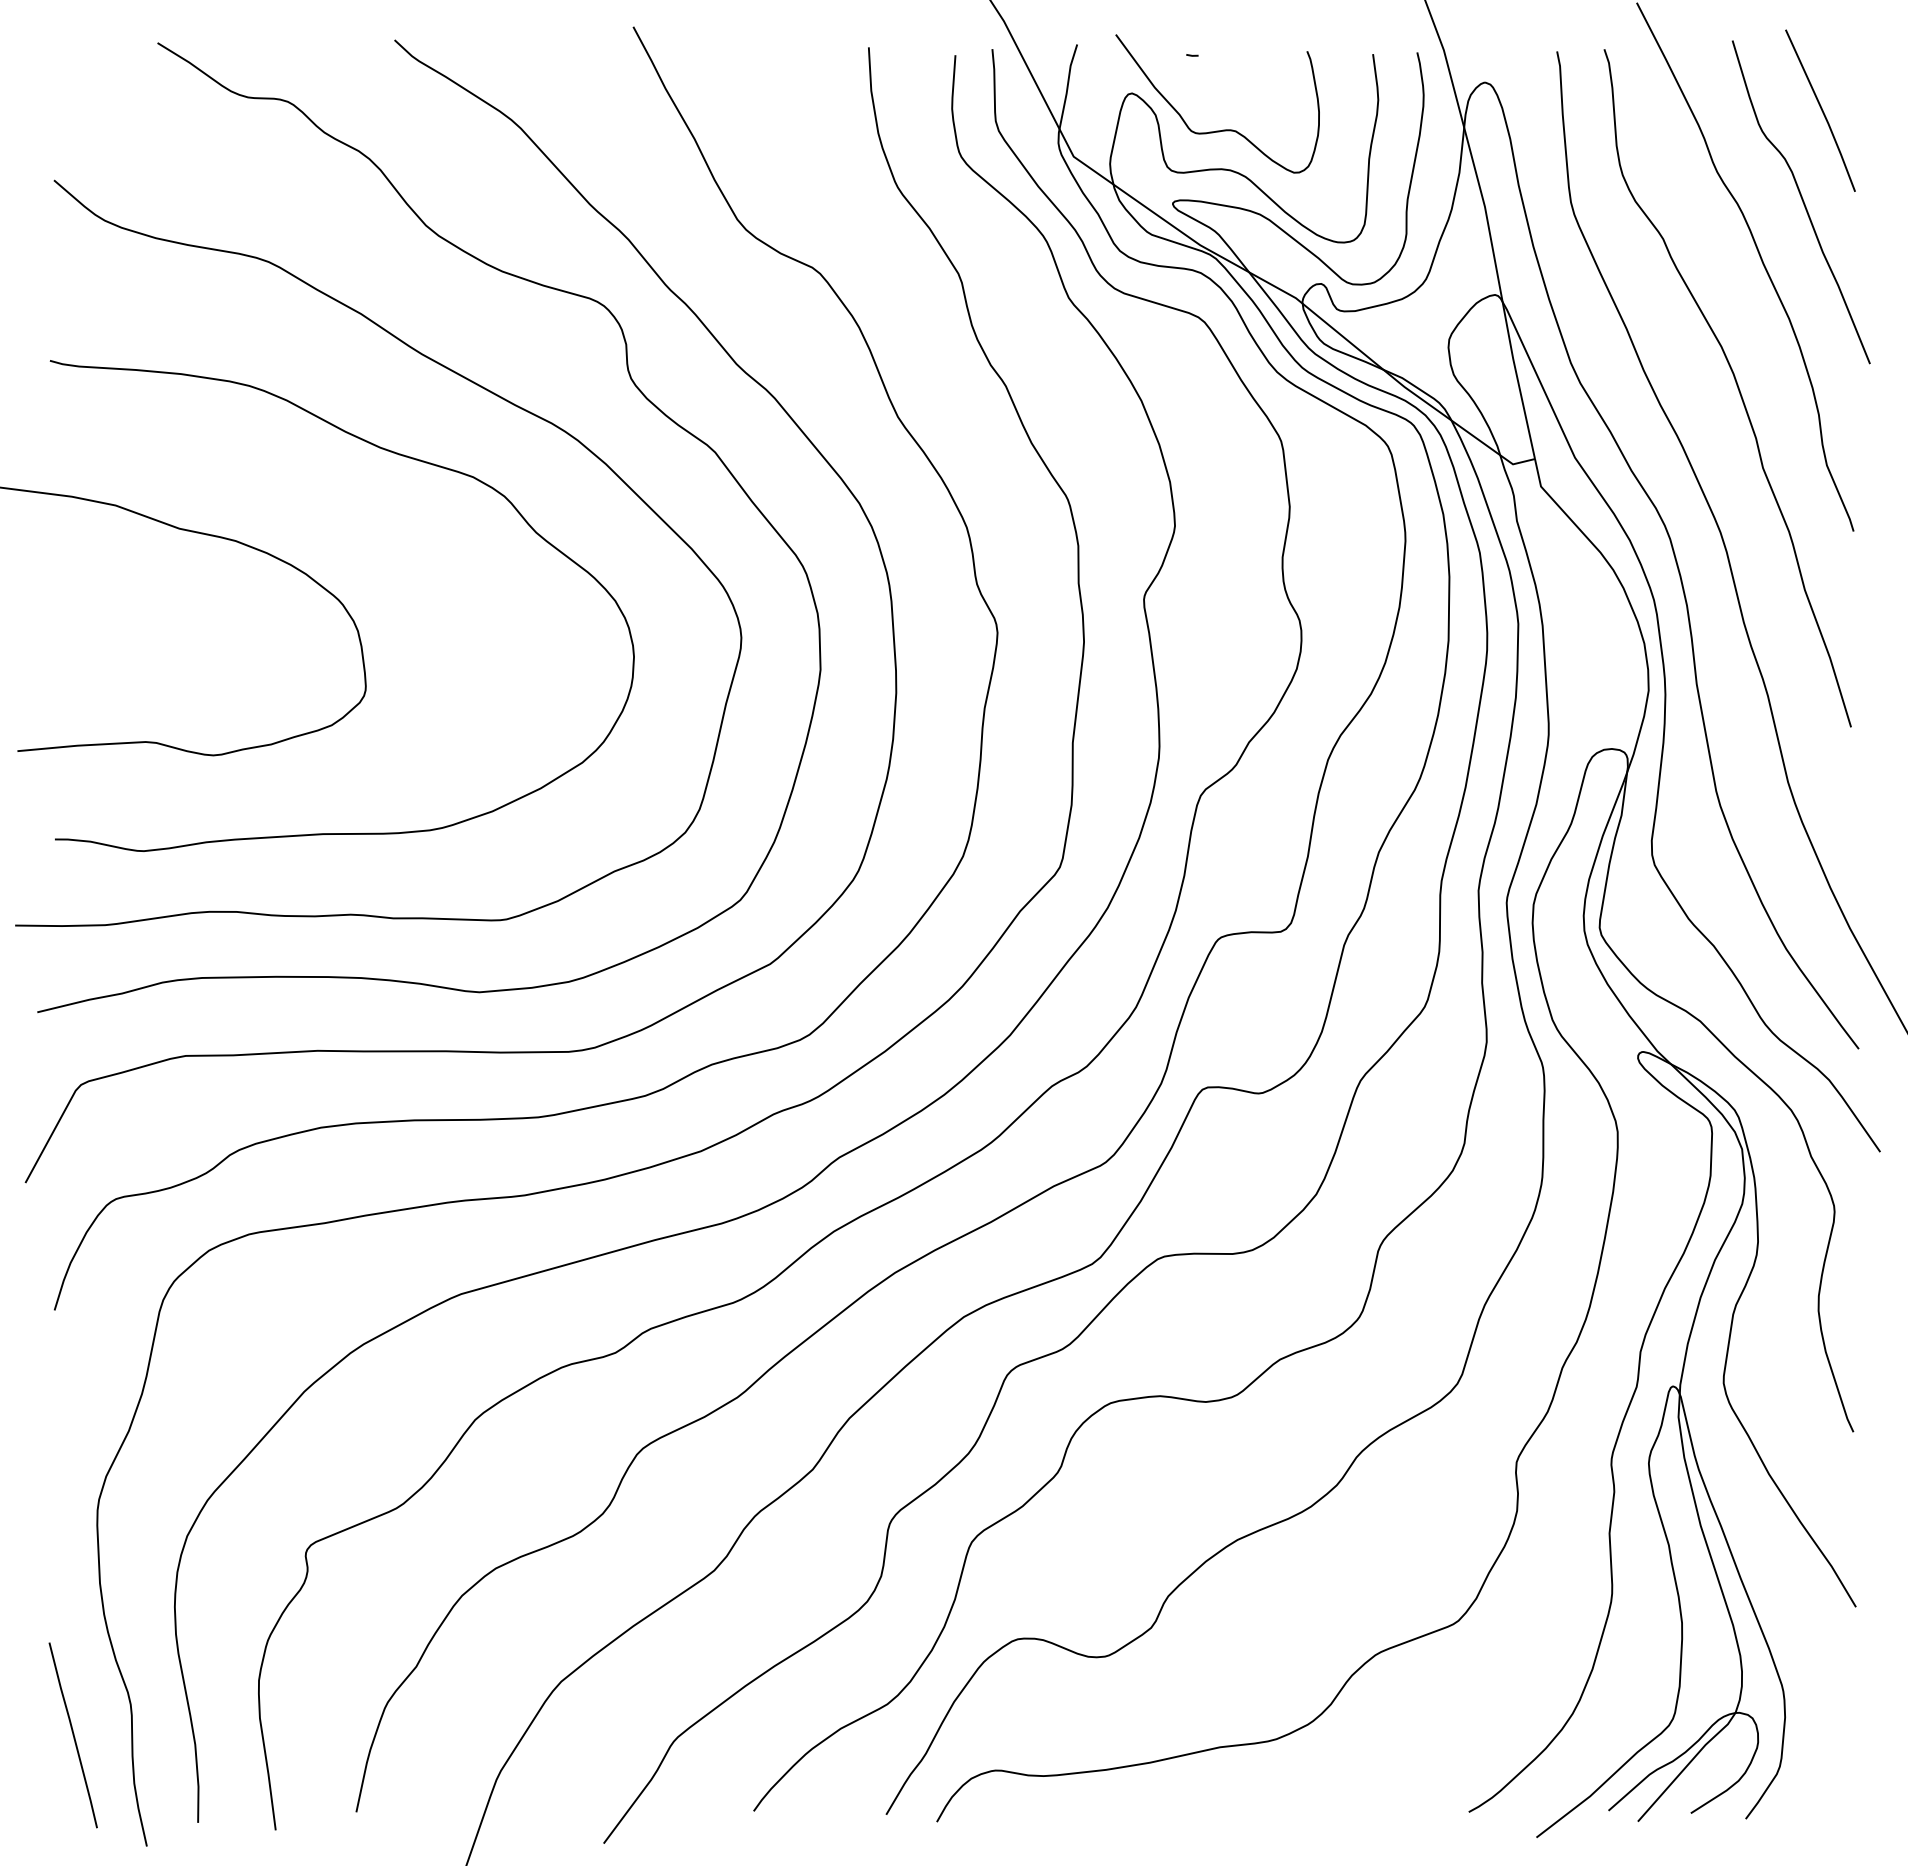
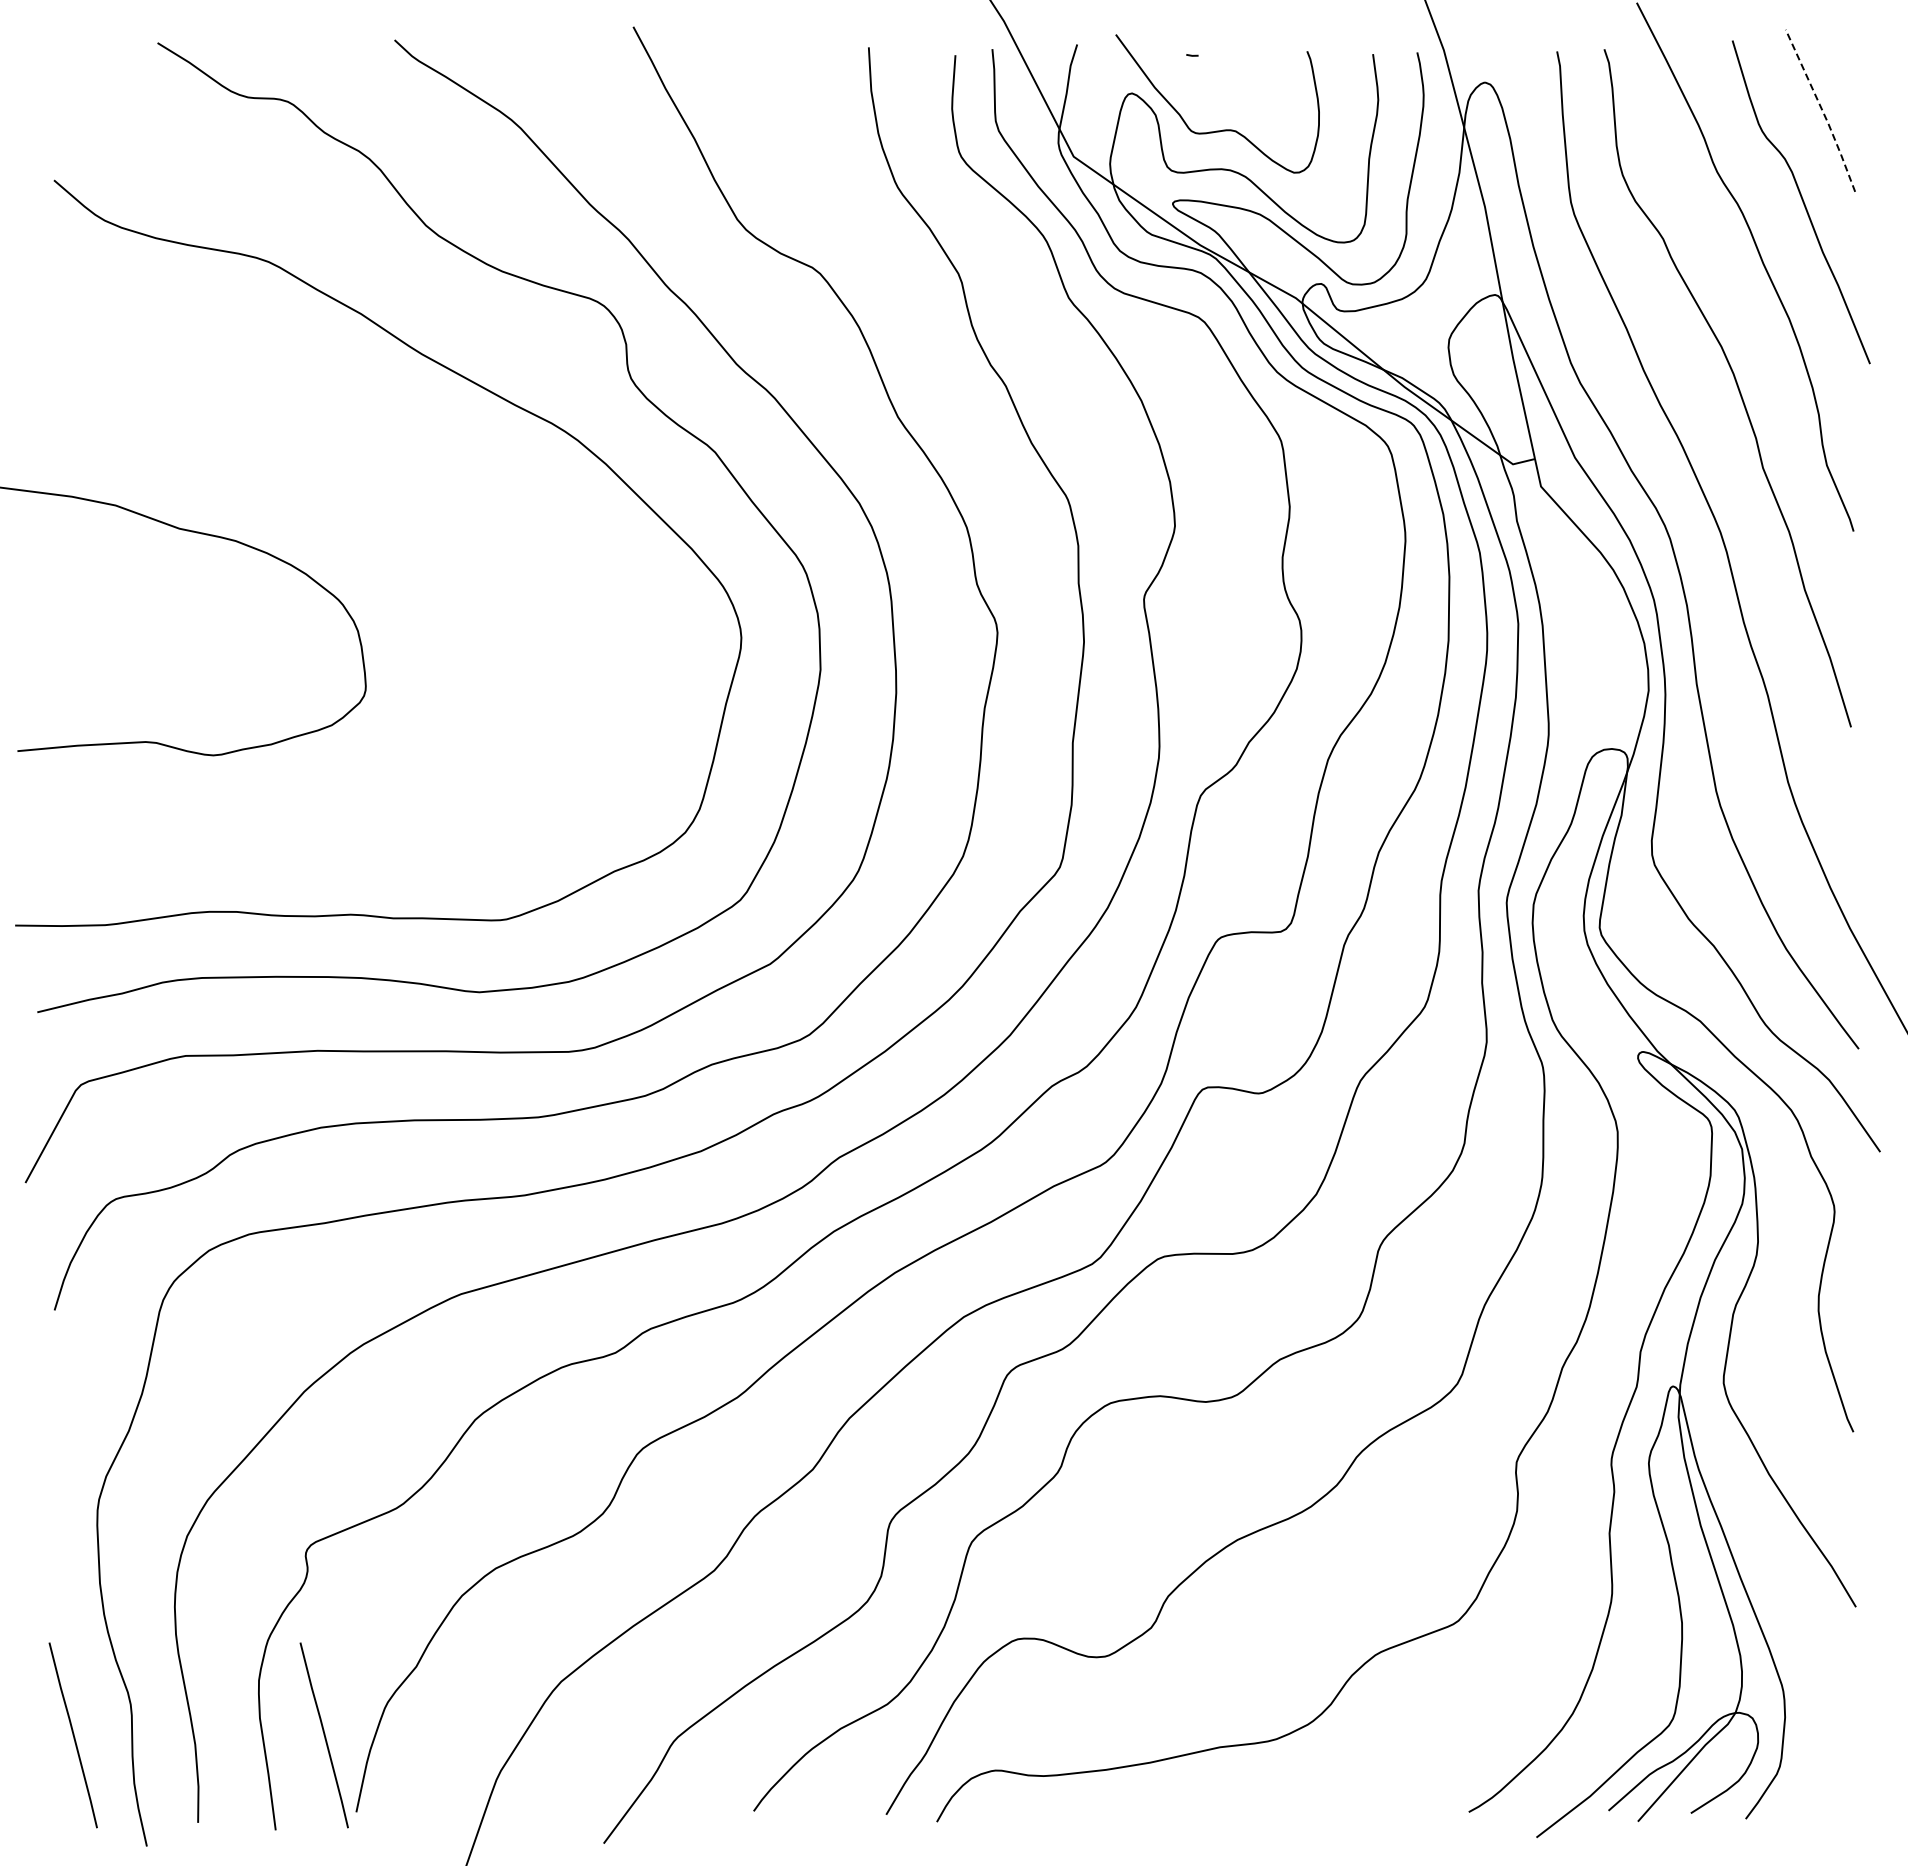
line: solid -> dashed (1822, 111)
curve: present -> none (393, 453)
line: none -> present (323, 1735)
